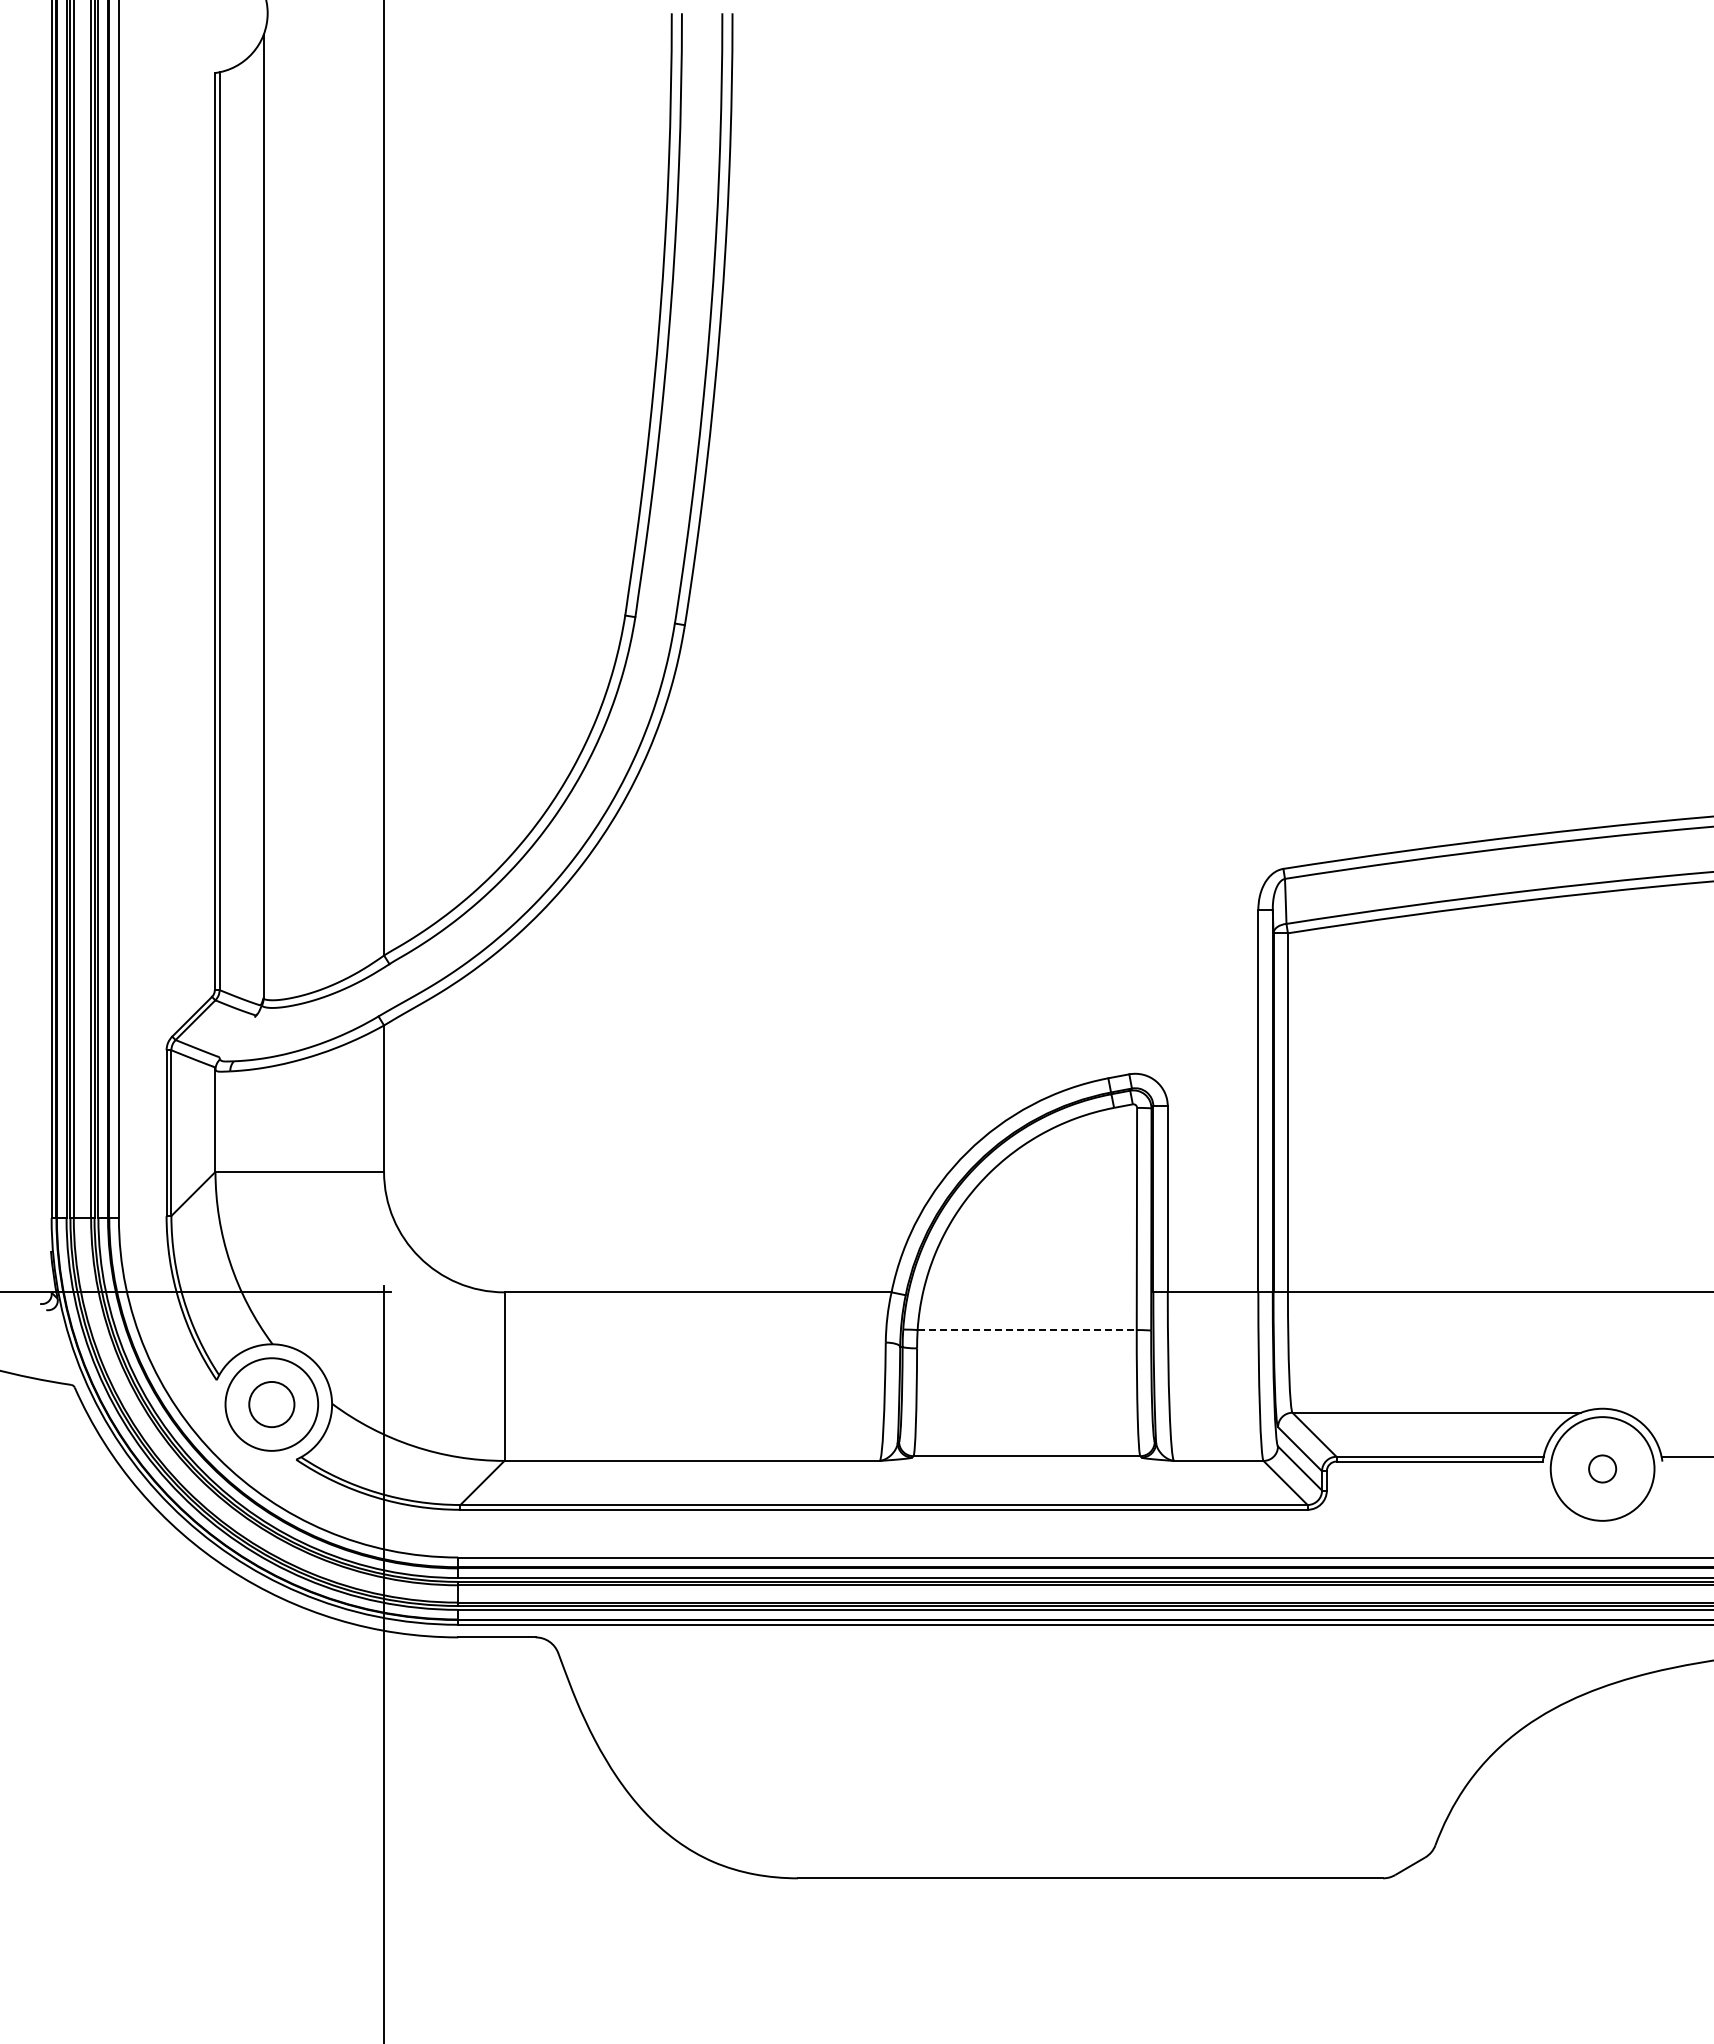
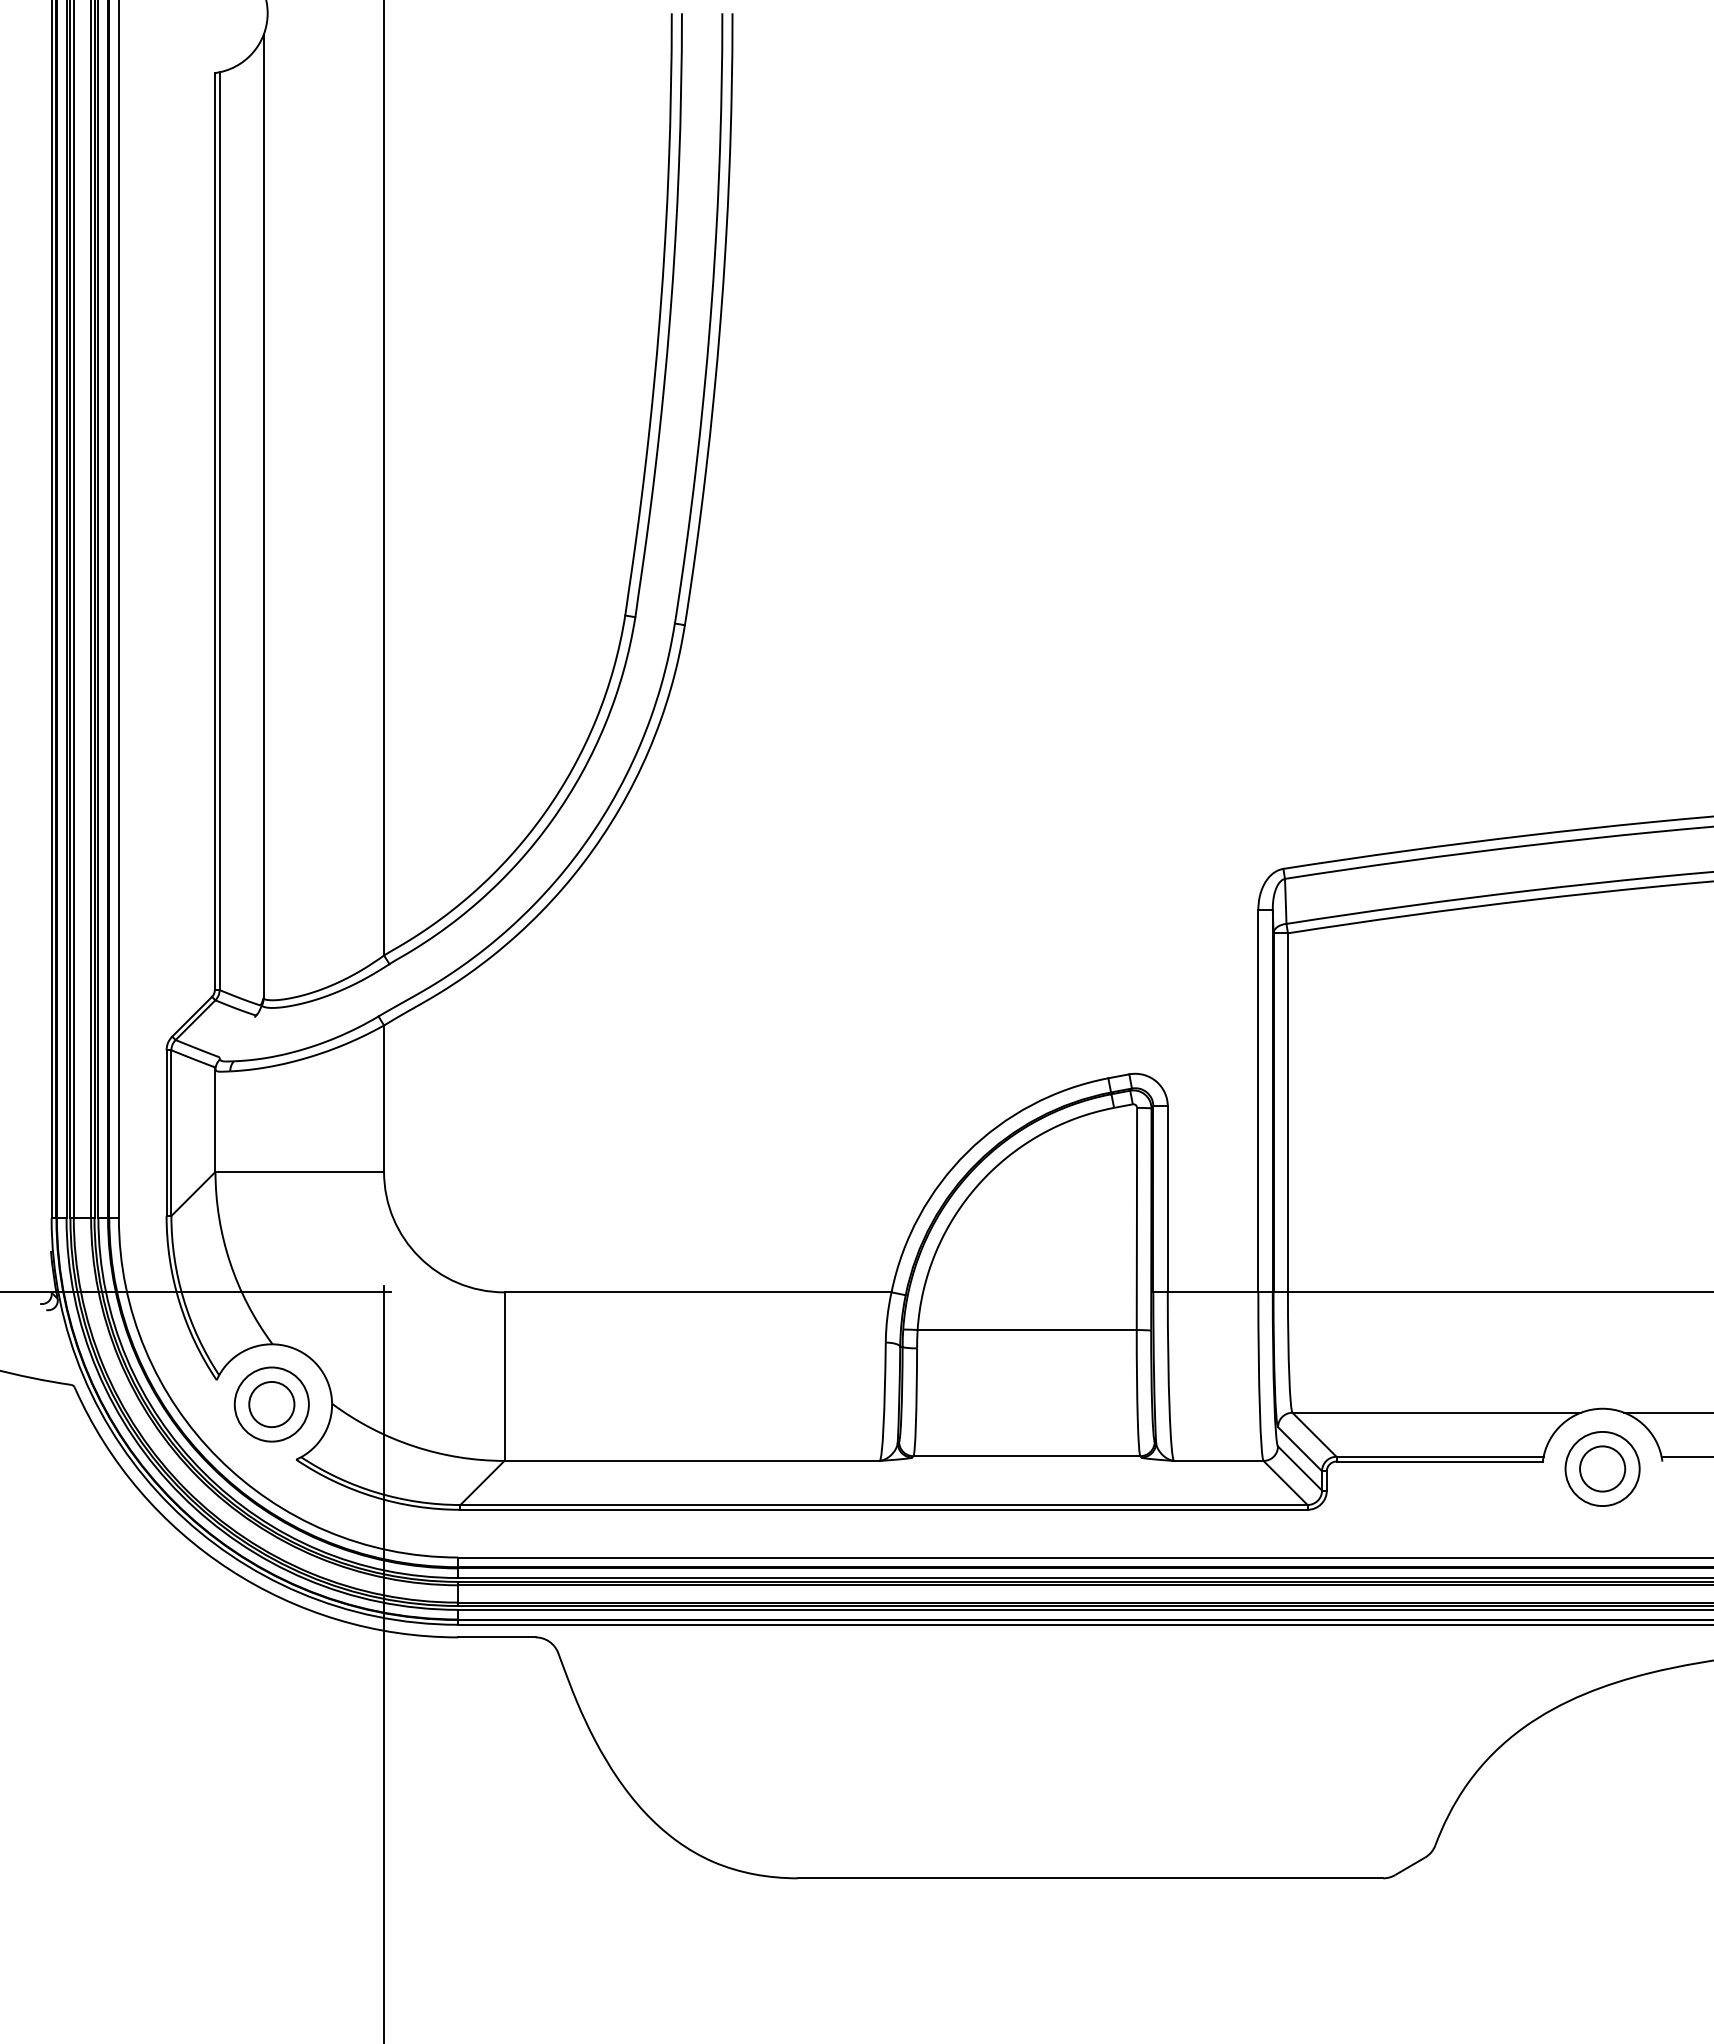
line: dashed -> solid (1027, 1330)
circle diameter: 93 px -> 74 px (271, 1404)
line: none -> present (1667, 1412)
circle diameter: 104 px -> 74 px (1602, 1468)
circle diameter: 27 px -> 45 px (1602, 1468)
